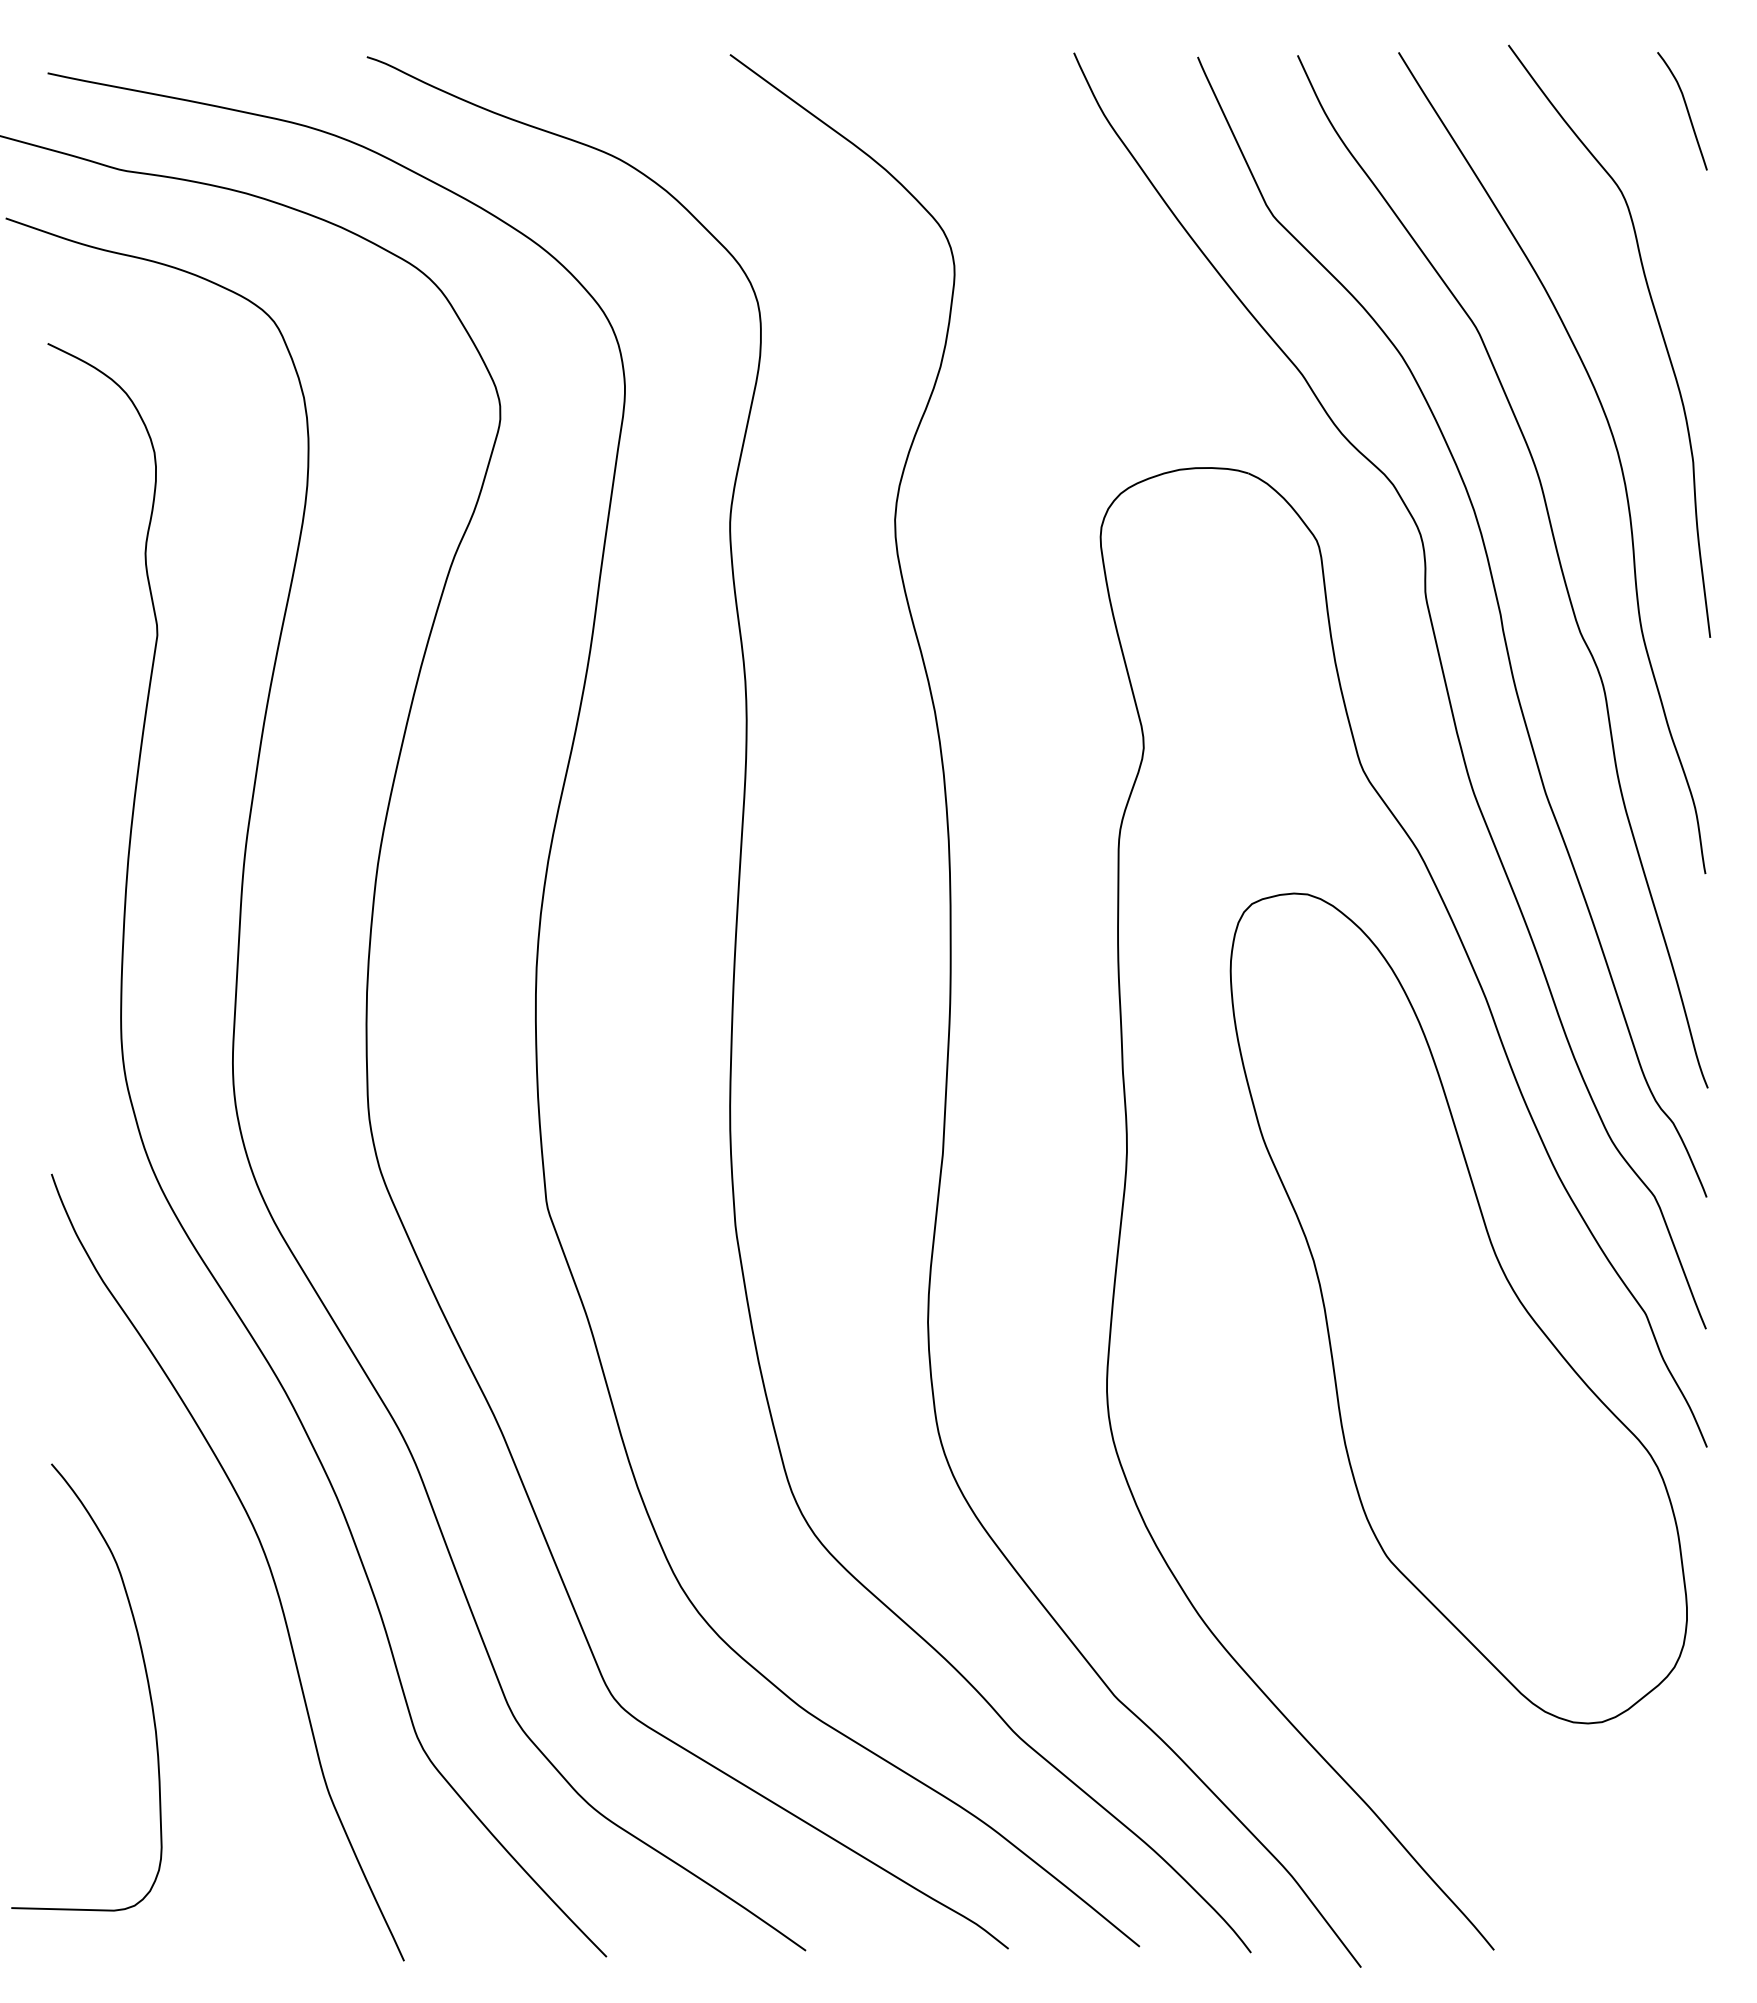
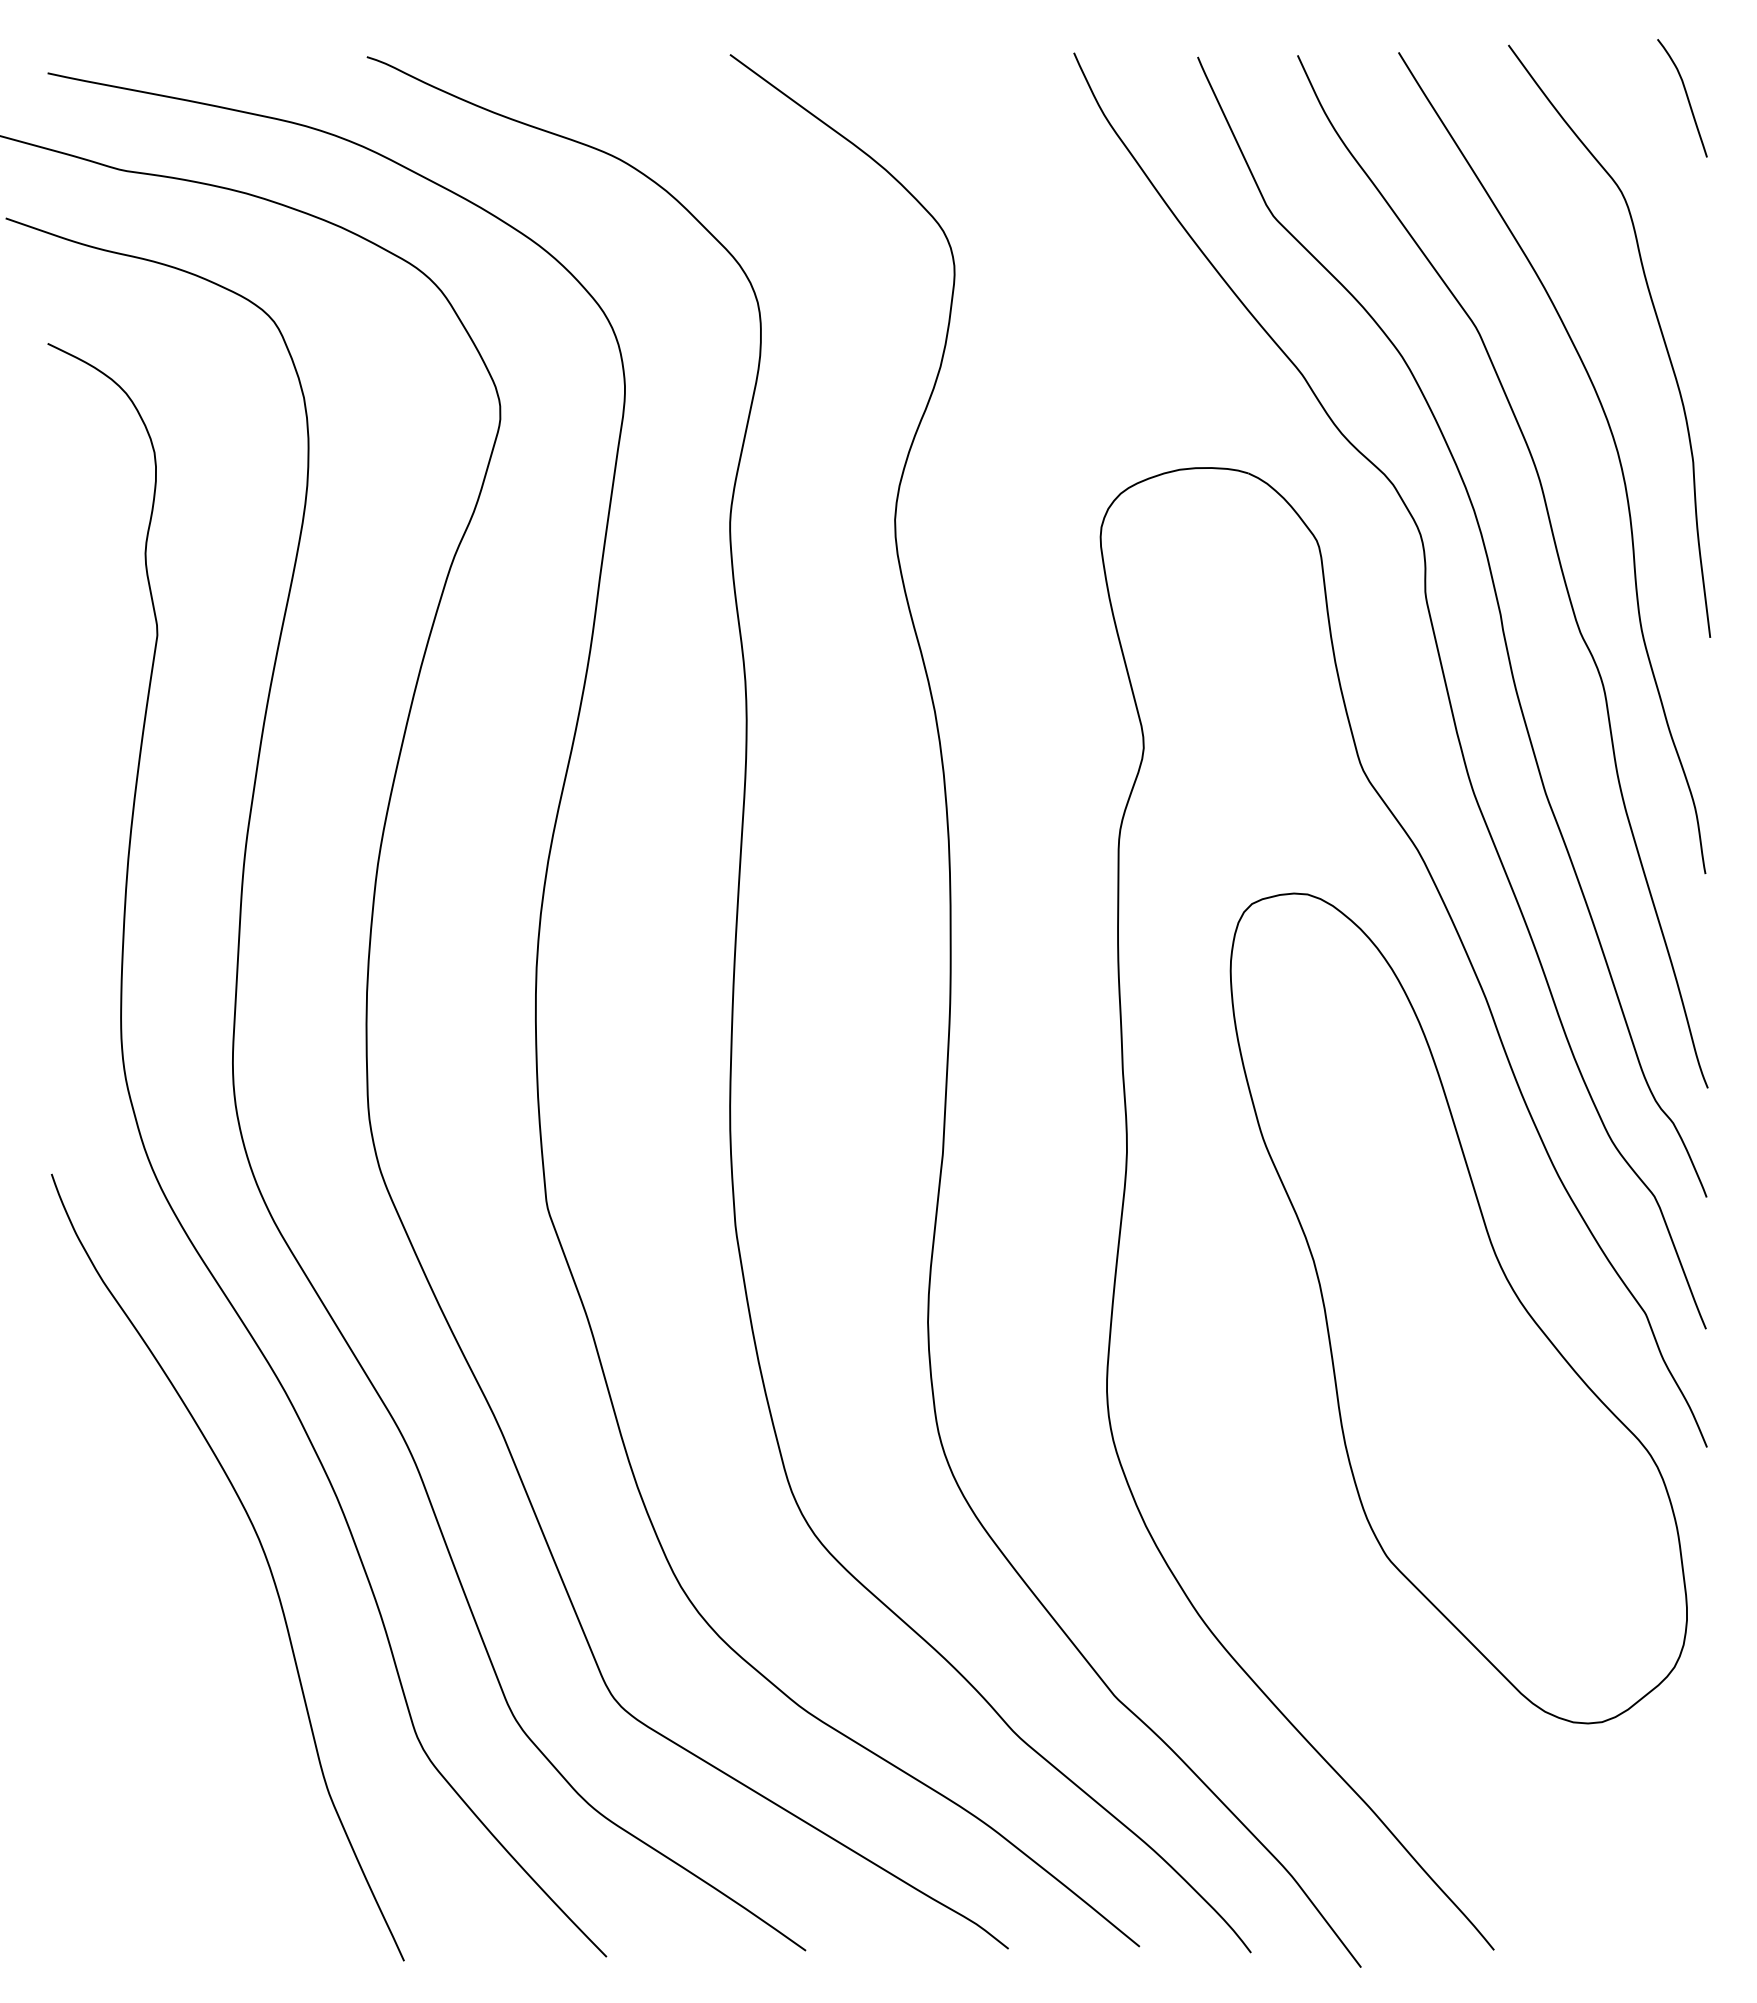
curve position: (1686, 110) -> (1686, 97) (1686, 97)
curve: present -> none (145, 1674)
